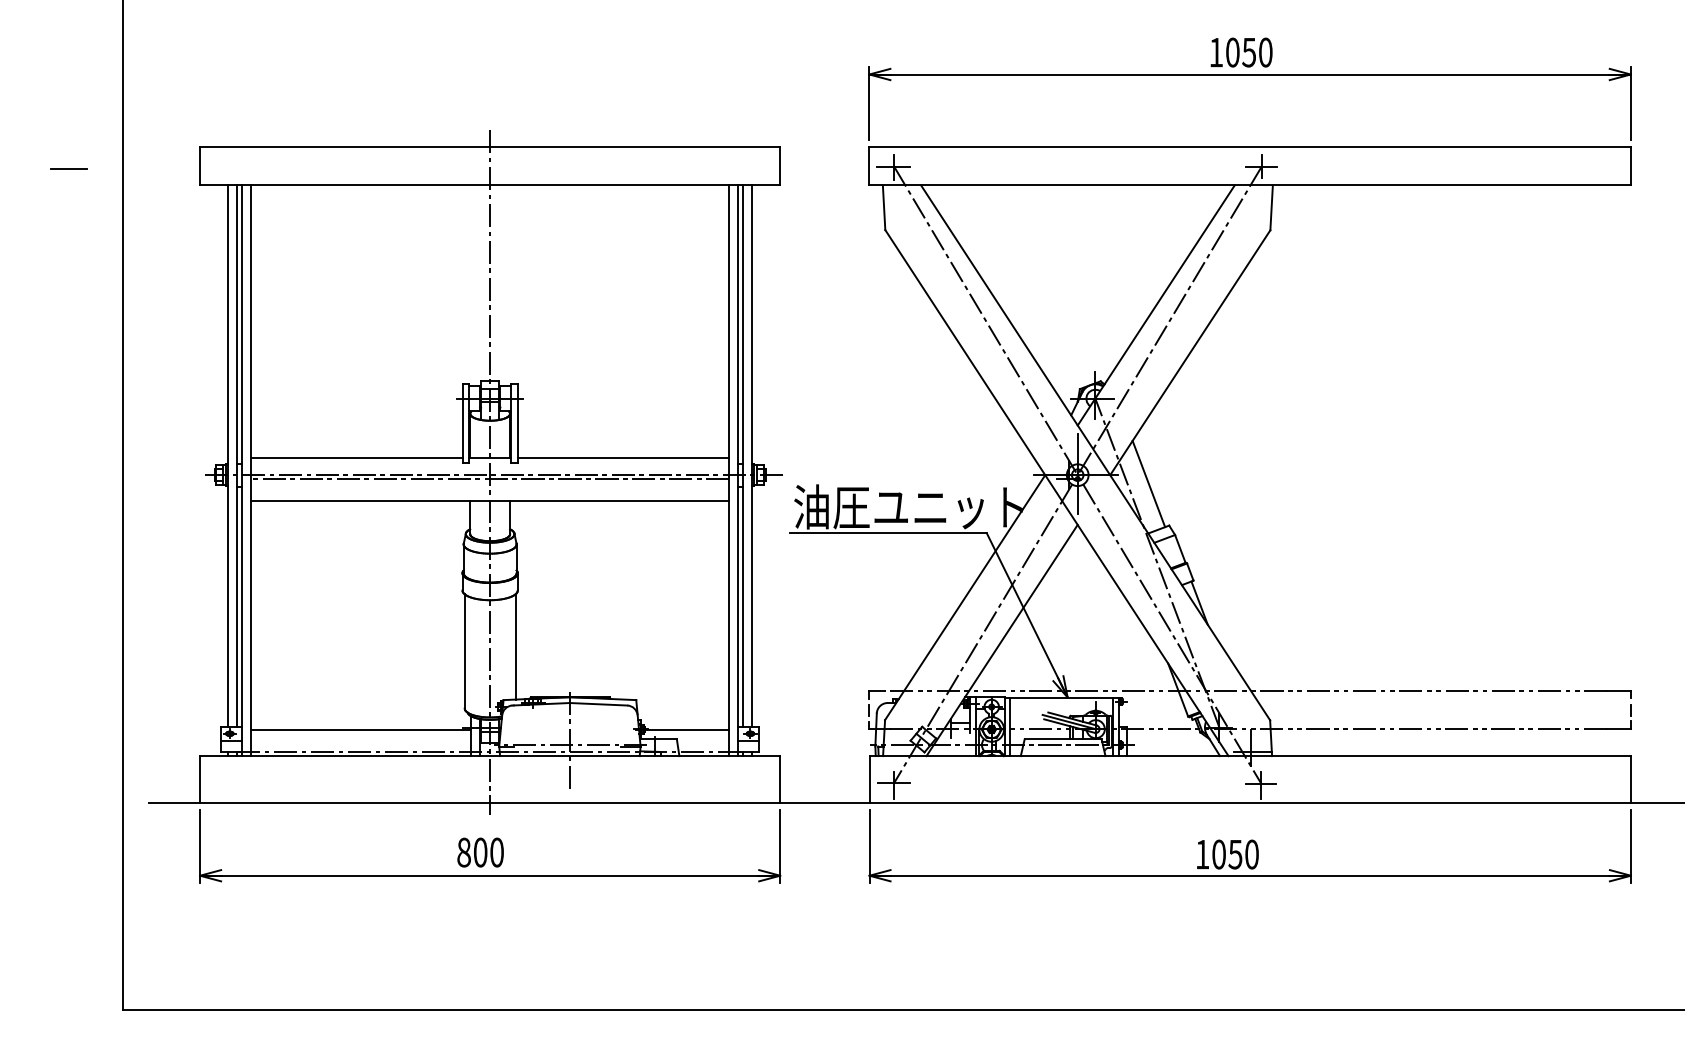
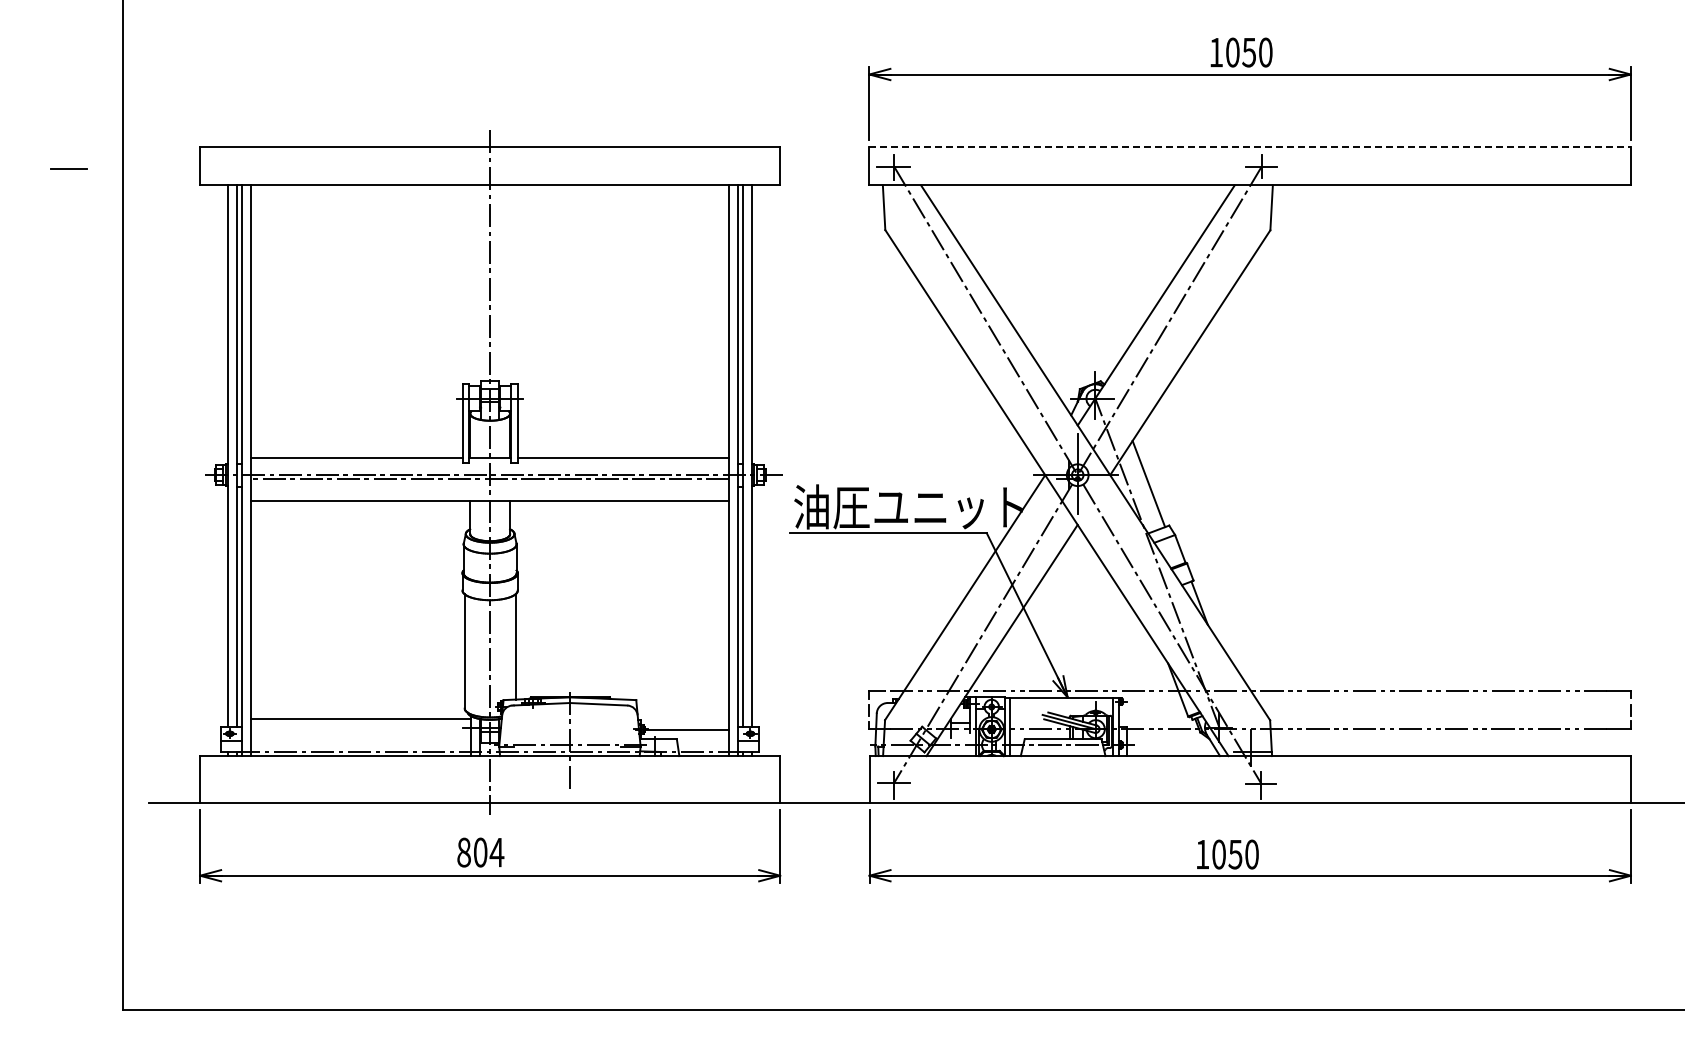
line: solid -> dashed (1250, 147)
line position: (360, 730) -> (360, 719) (360, 719)
text: 800 -> 804 (496, 852)
